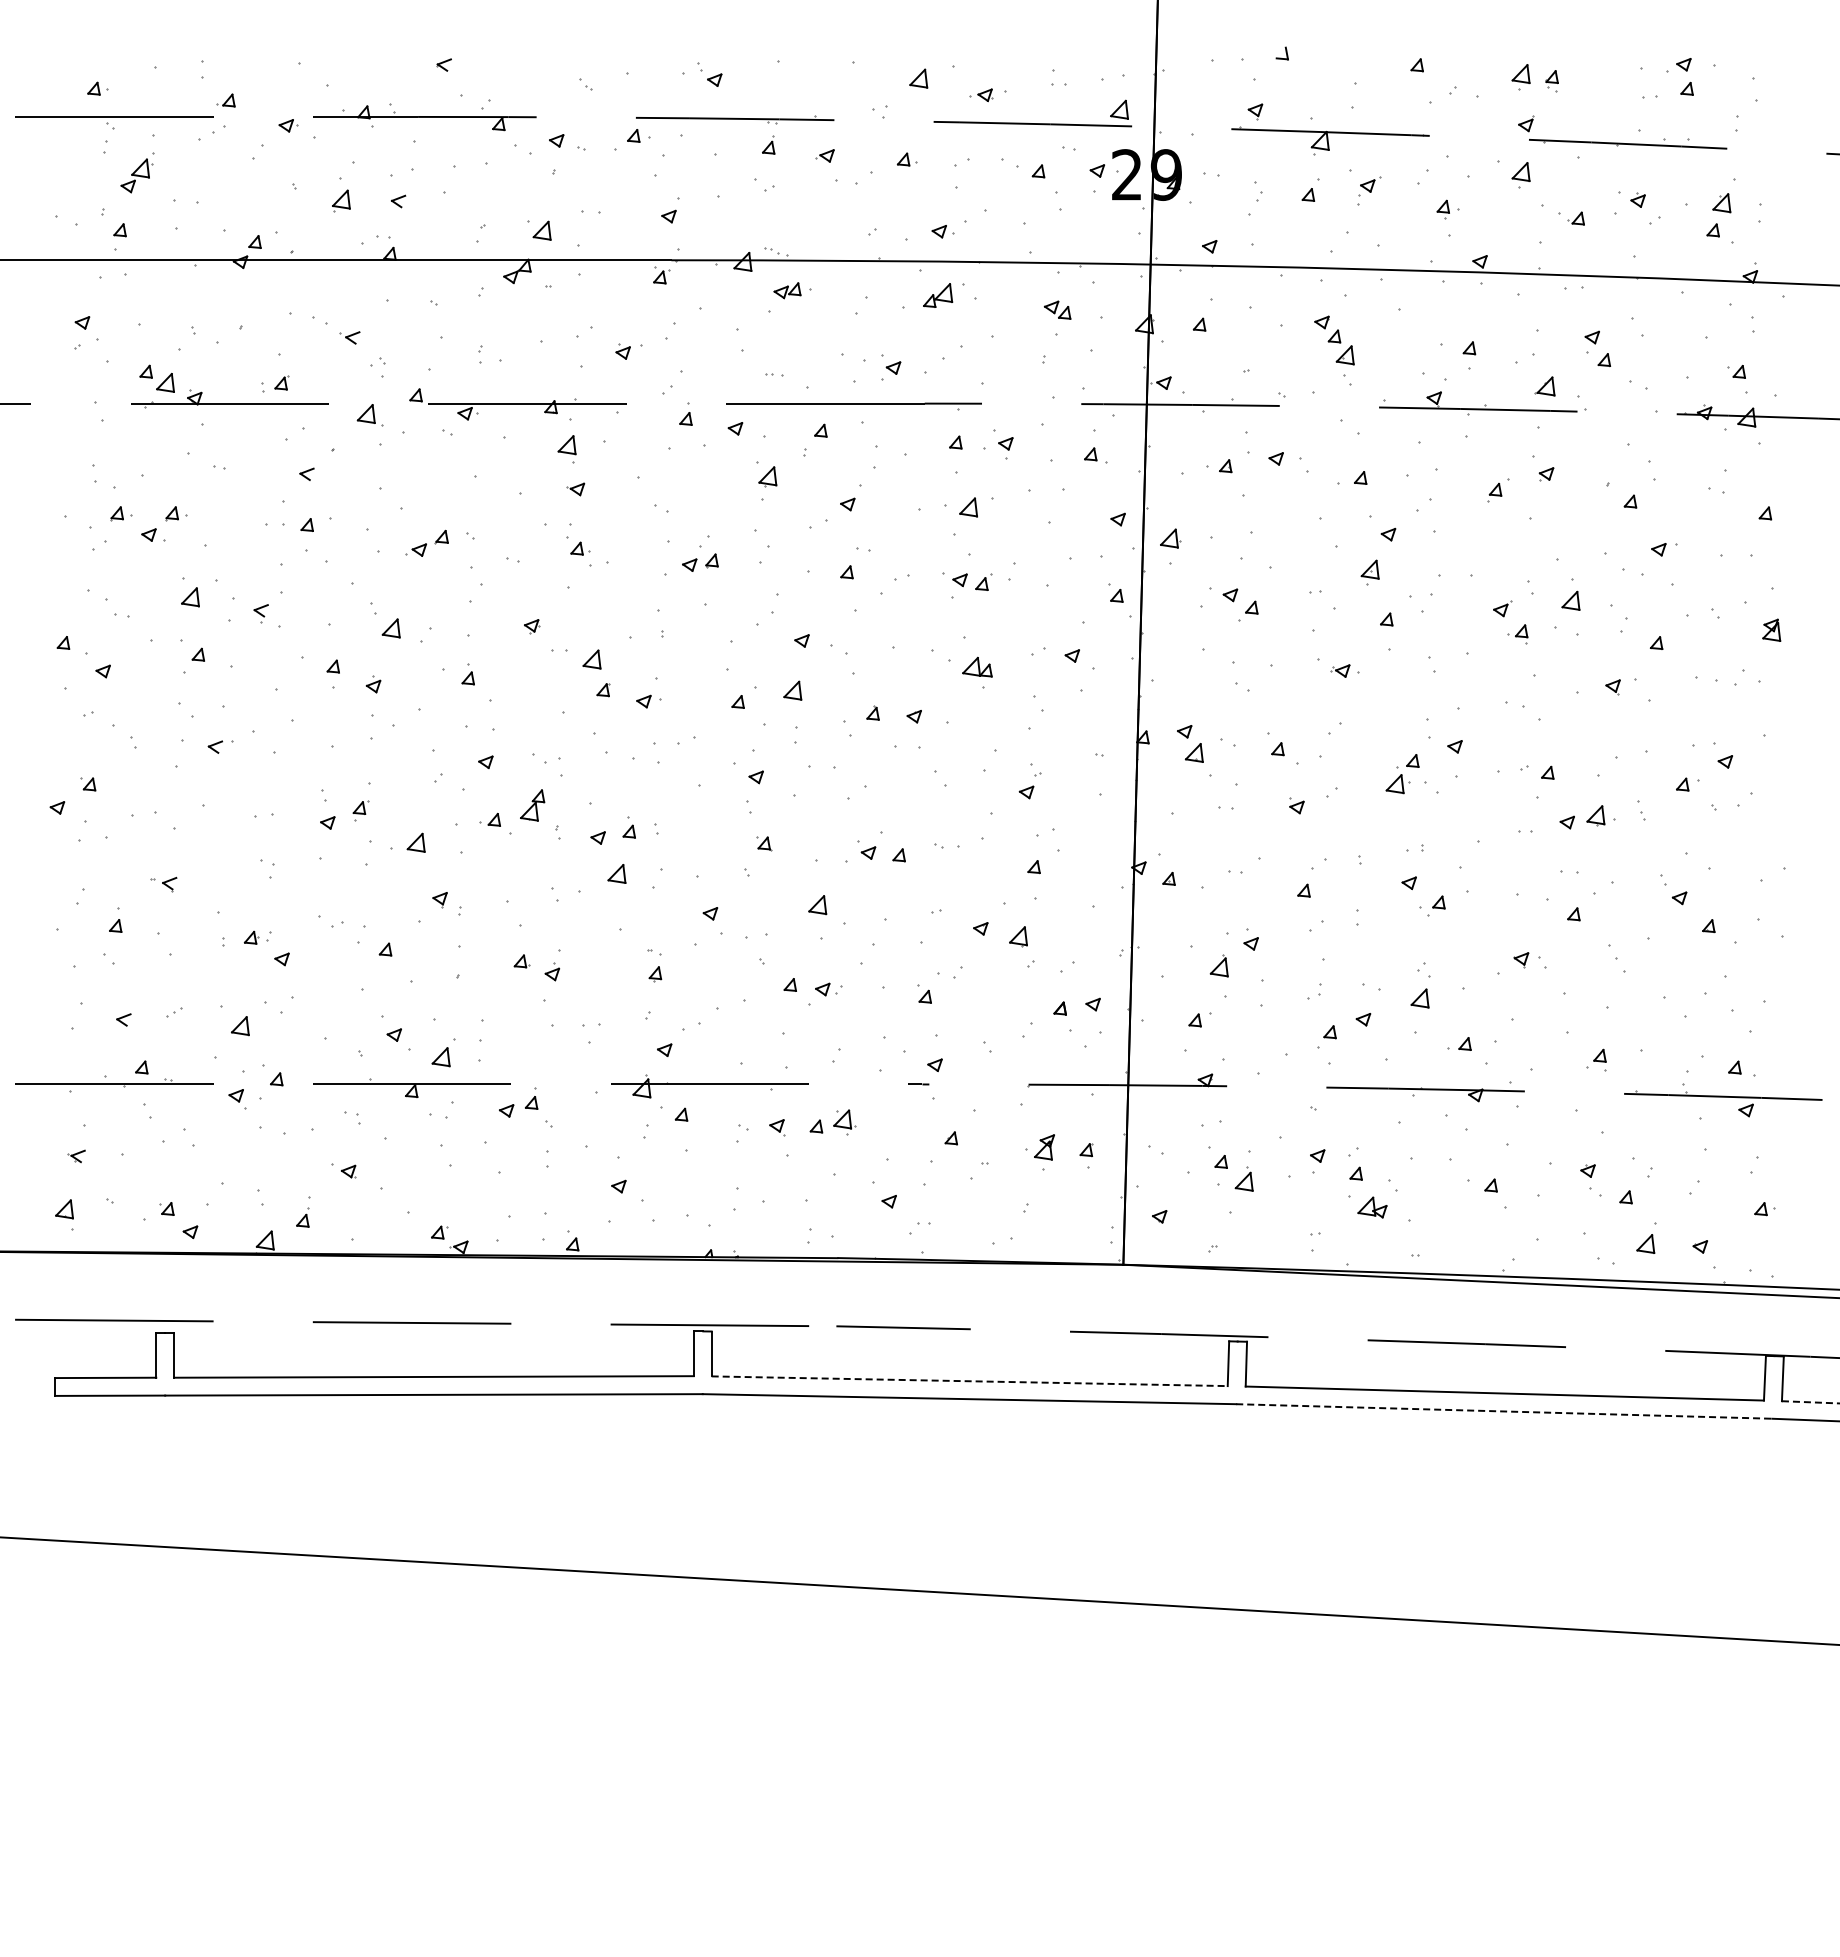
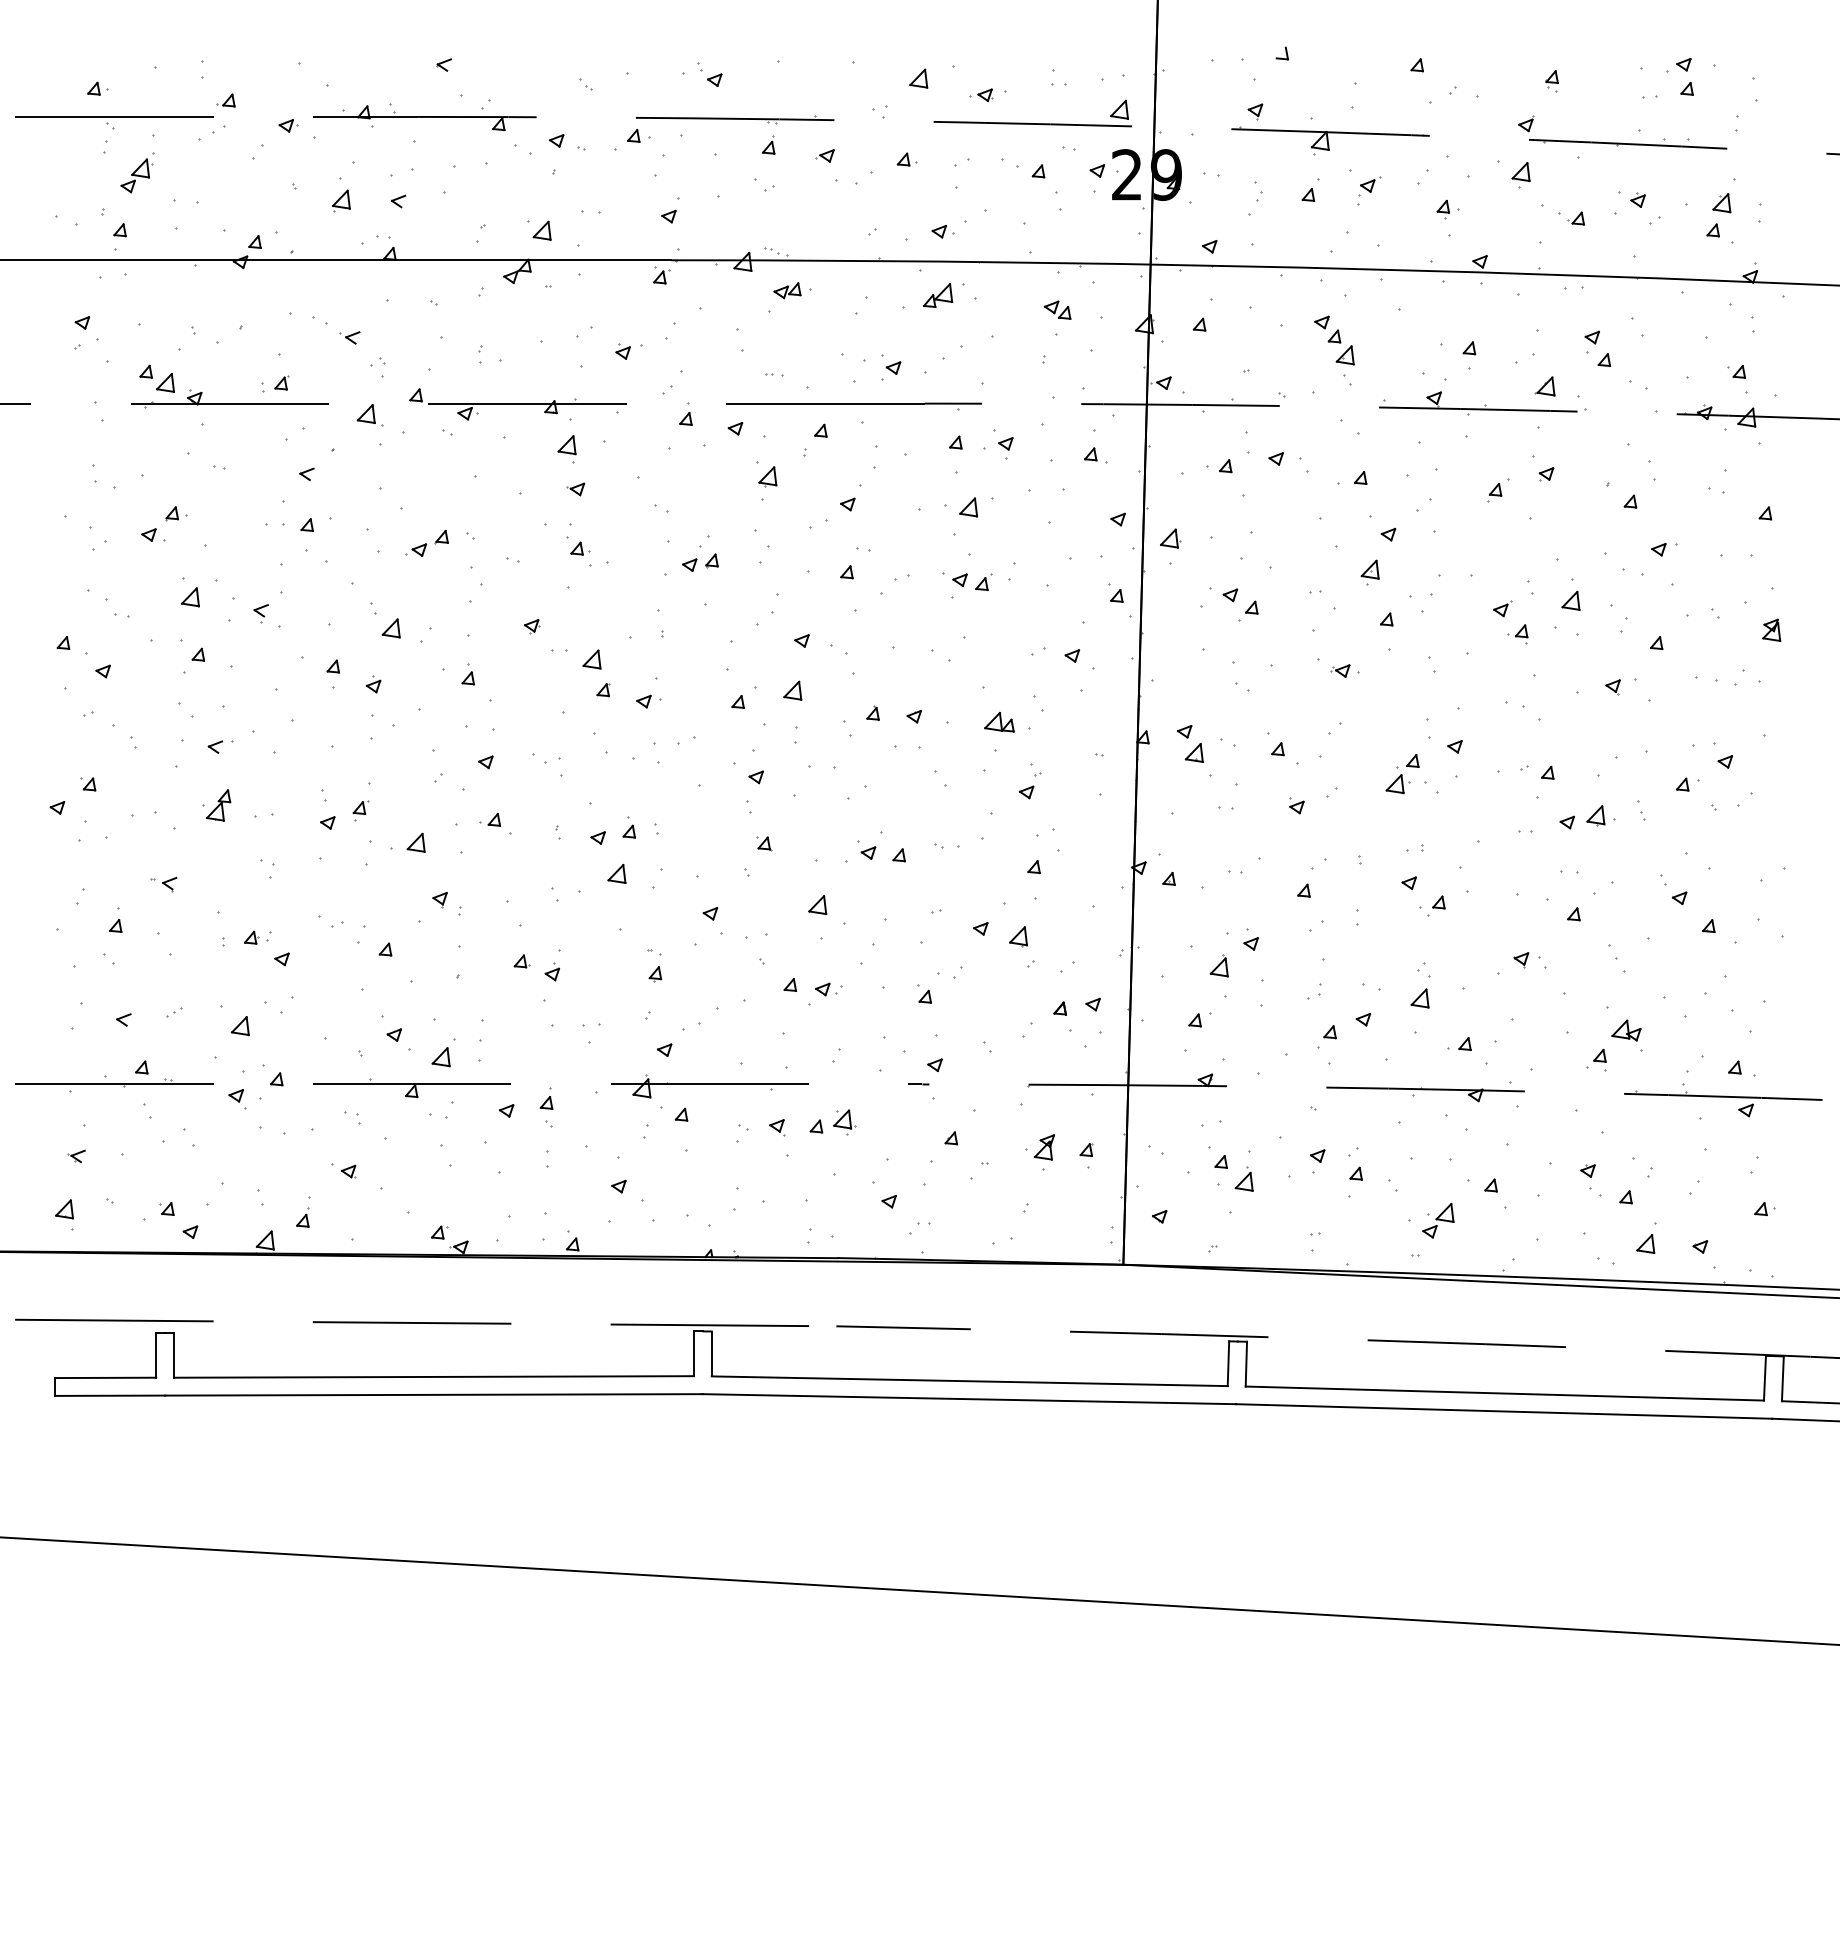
part: present -> none (1520, 77)
part: present -> none (121, 513)
part position: (977, 666) -> (999, 721) (999, 721)
part position: (532, 805) -> (218, 805) (218, 805)
part position: (531, 1098) -> (546, 1098) (546, 1098)
part position: (1372, 1207) -> (1626, 1030) (1626, 1030)
part: none -> present (1438, 1220)
line: dashed -> solid (970, 1381)
line: dashed -> solid (1810, 1402)
line: dashed -> solid (1504, 1411)
